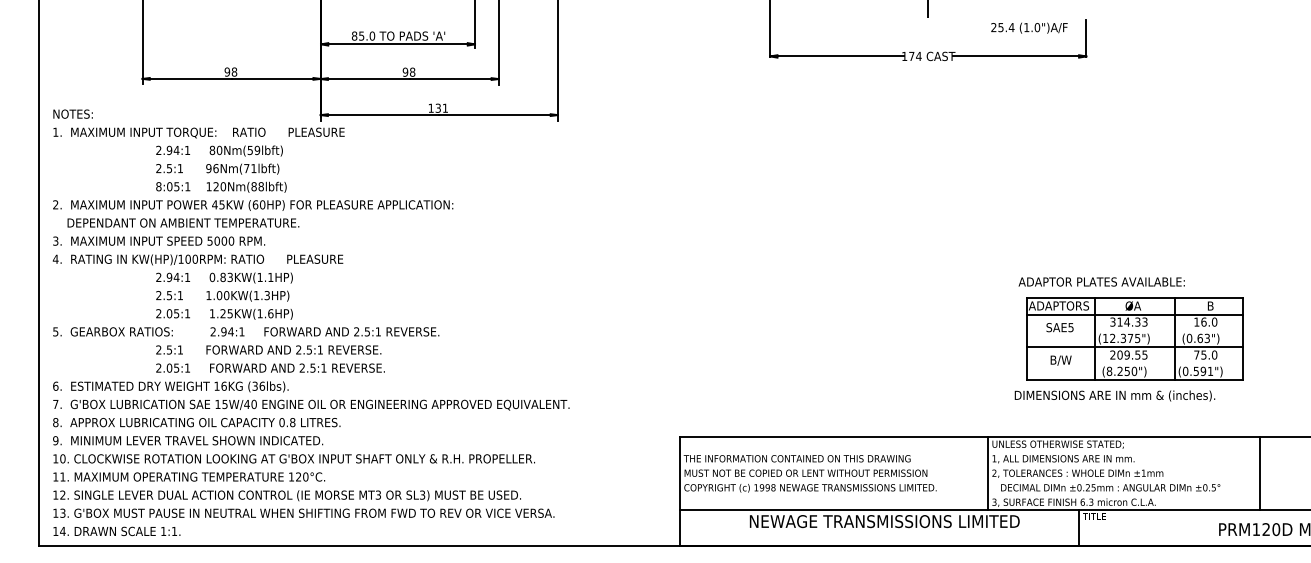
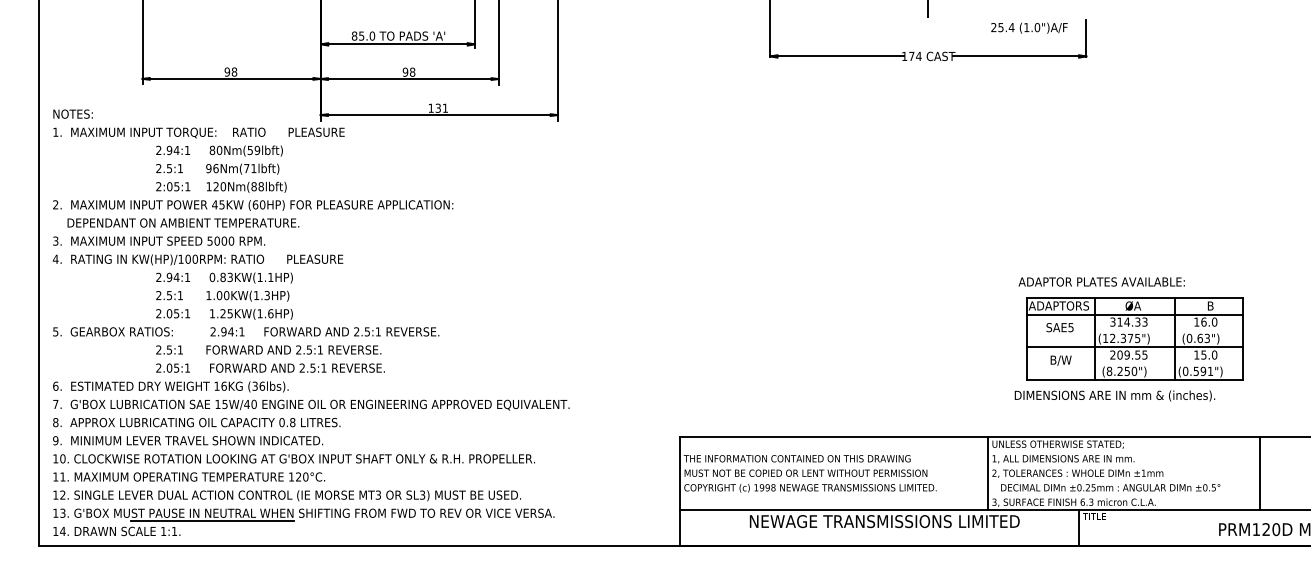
text: 8:05:1 -> 2:05:1 (158, 186)
text: 75.0 -> 15.0 (1196, 354)
line: none -> present (211, 521)
